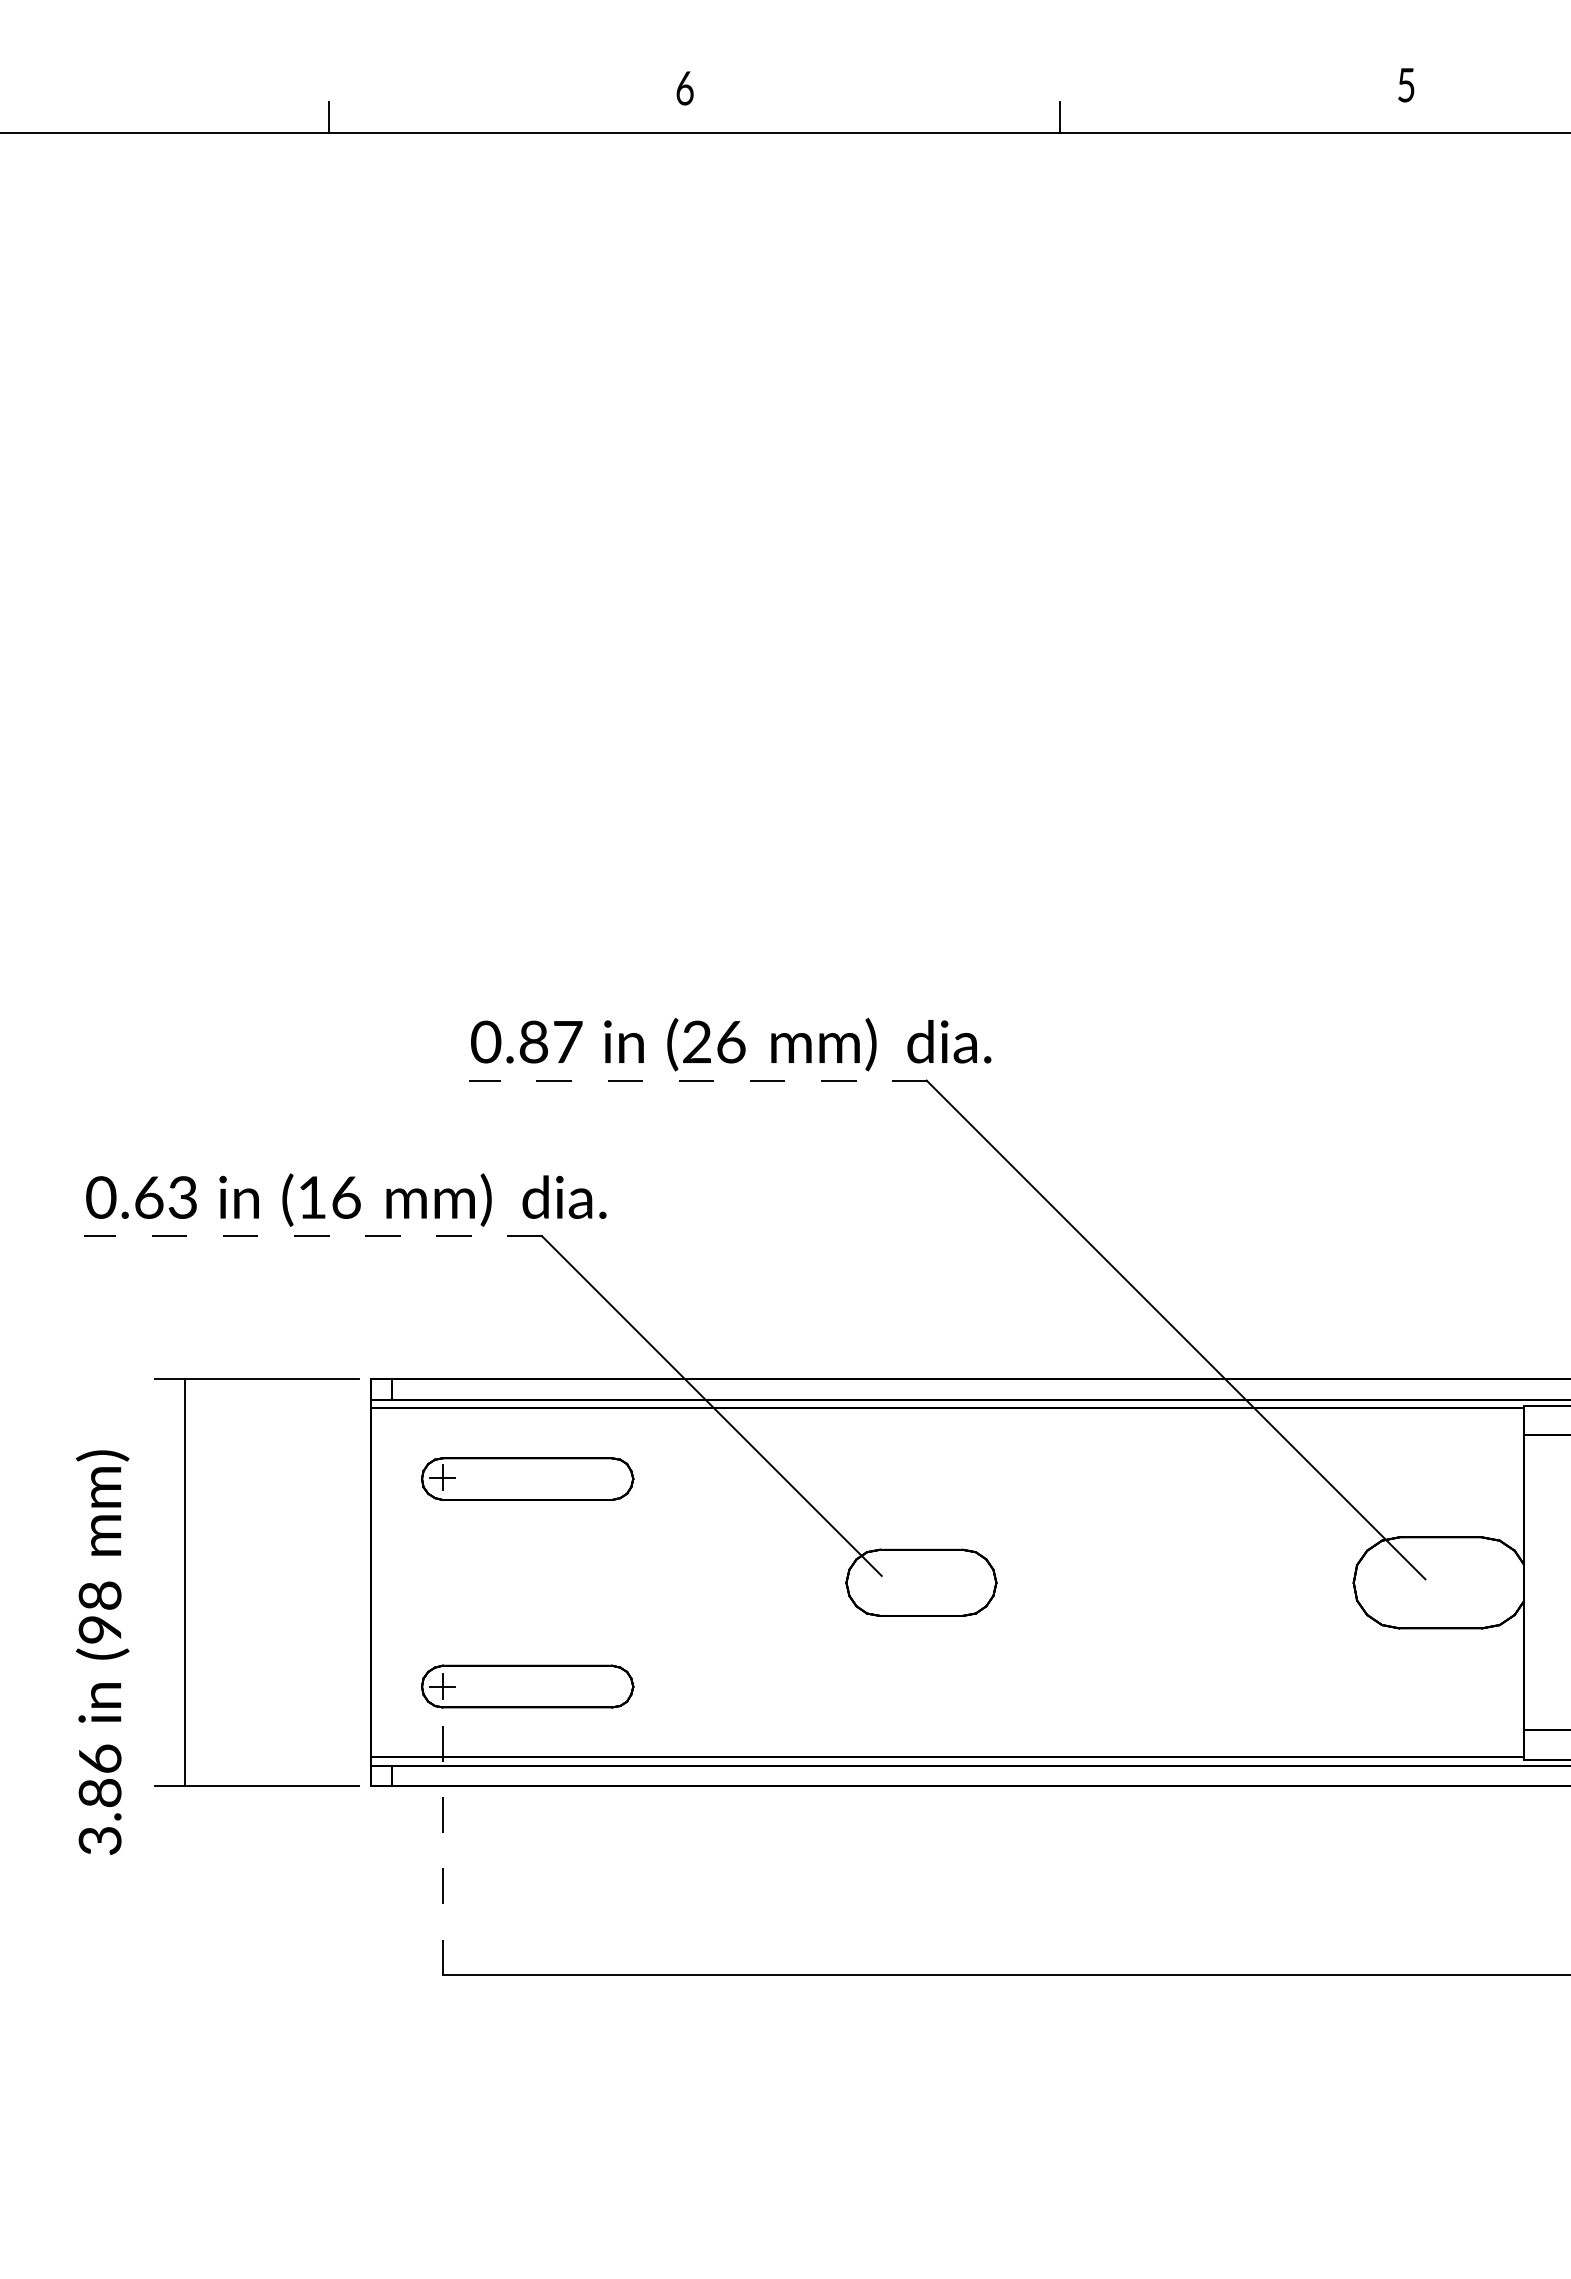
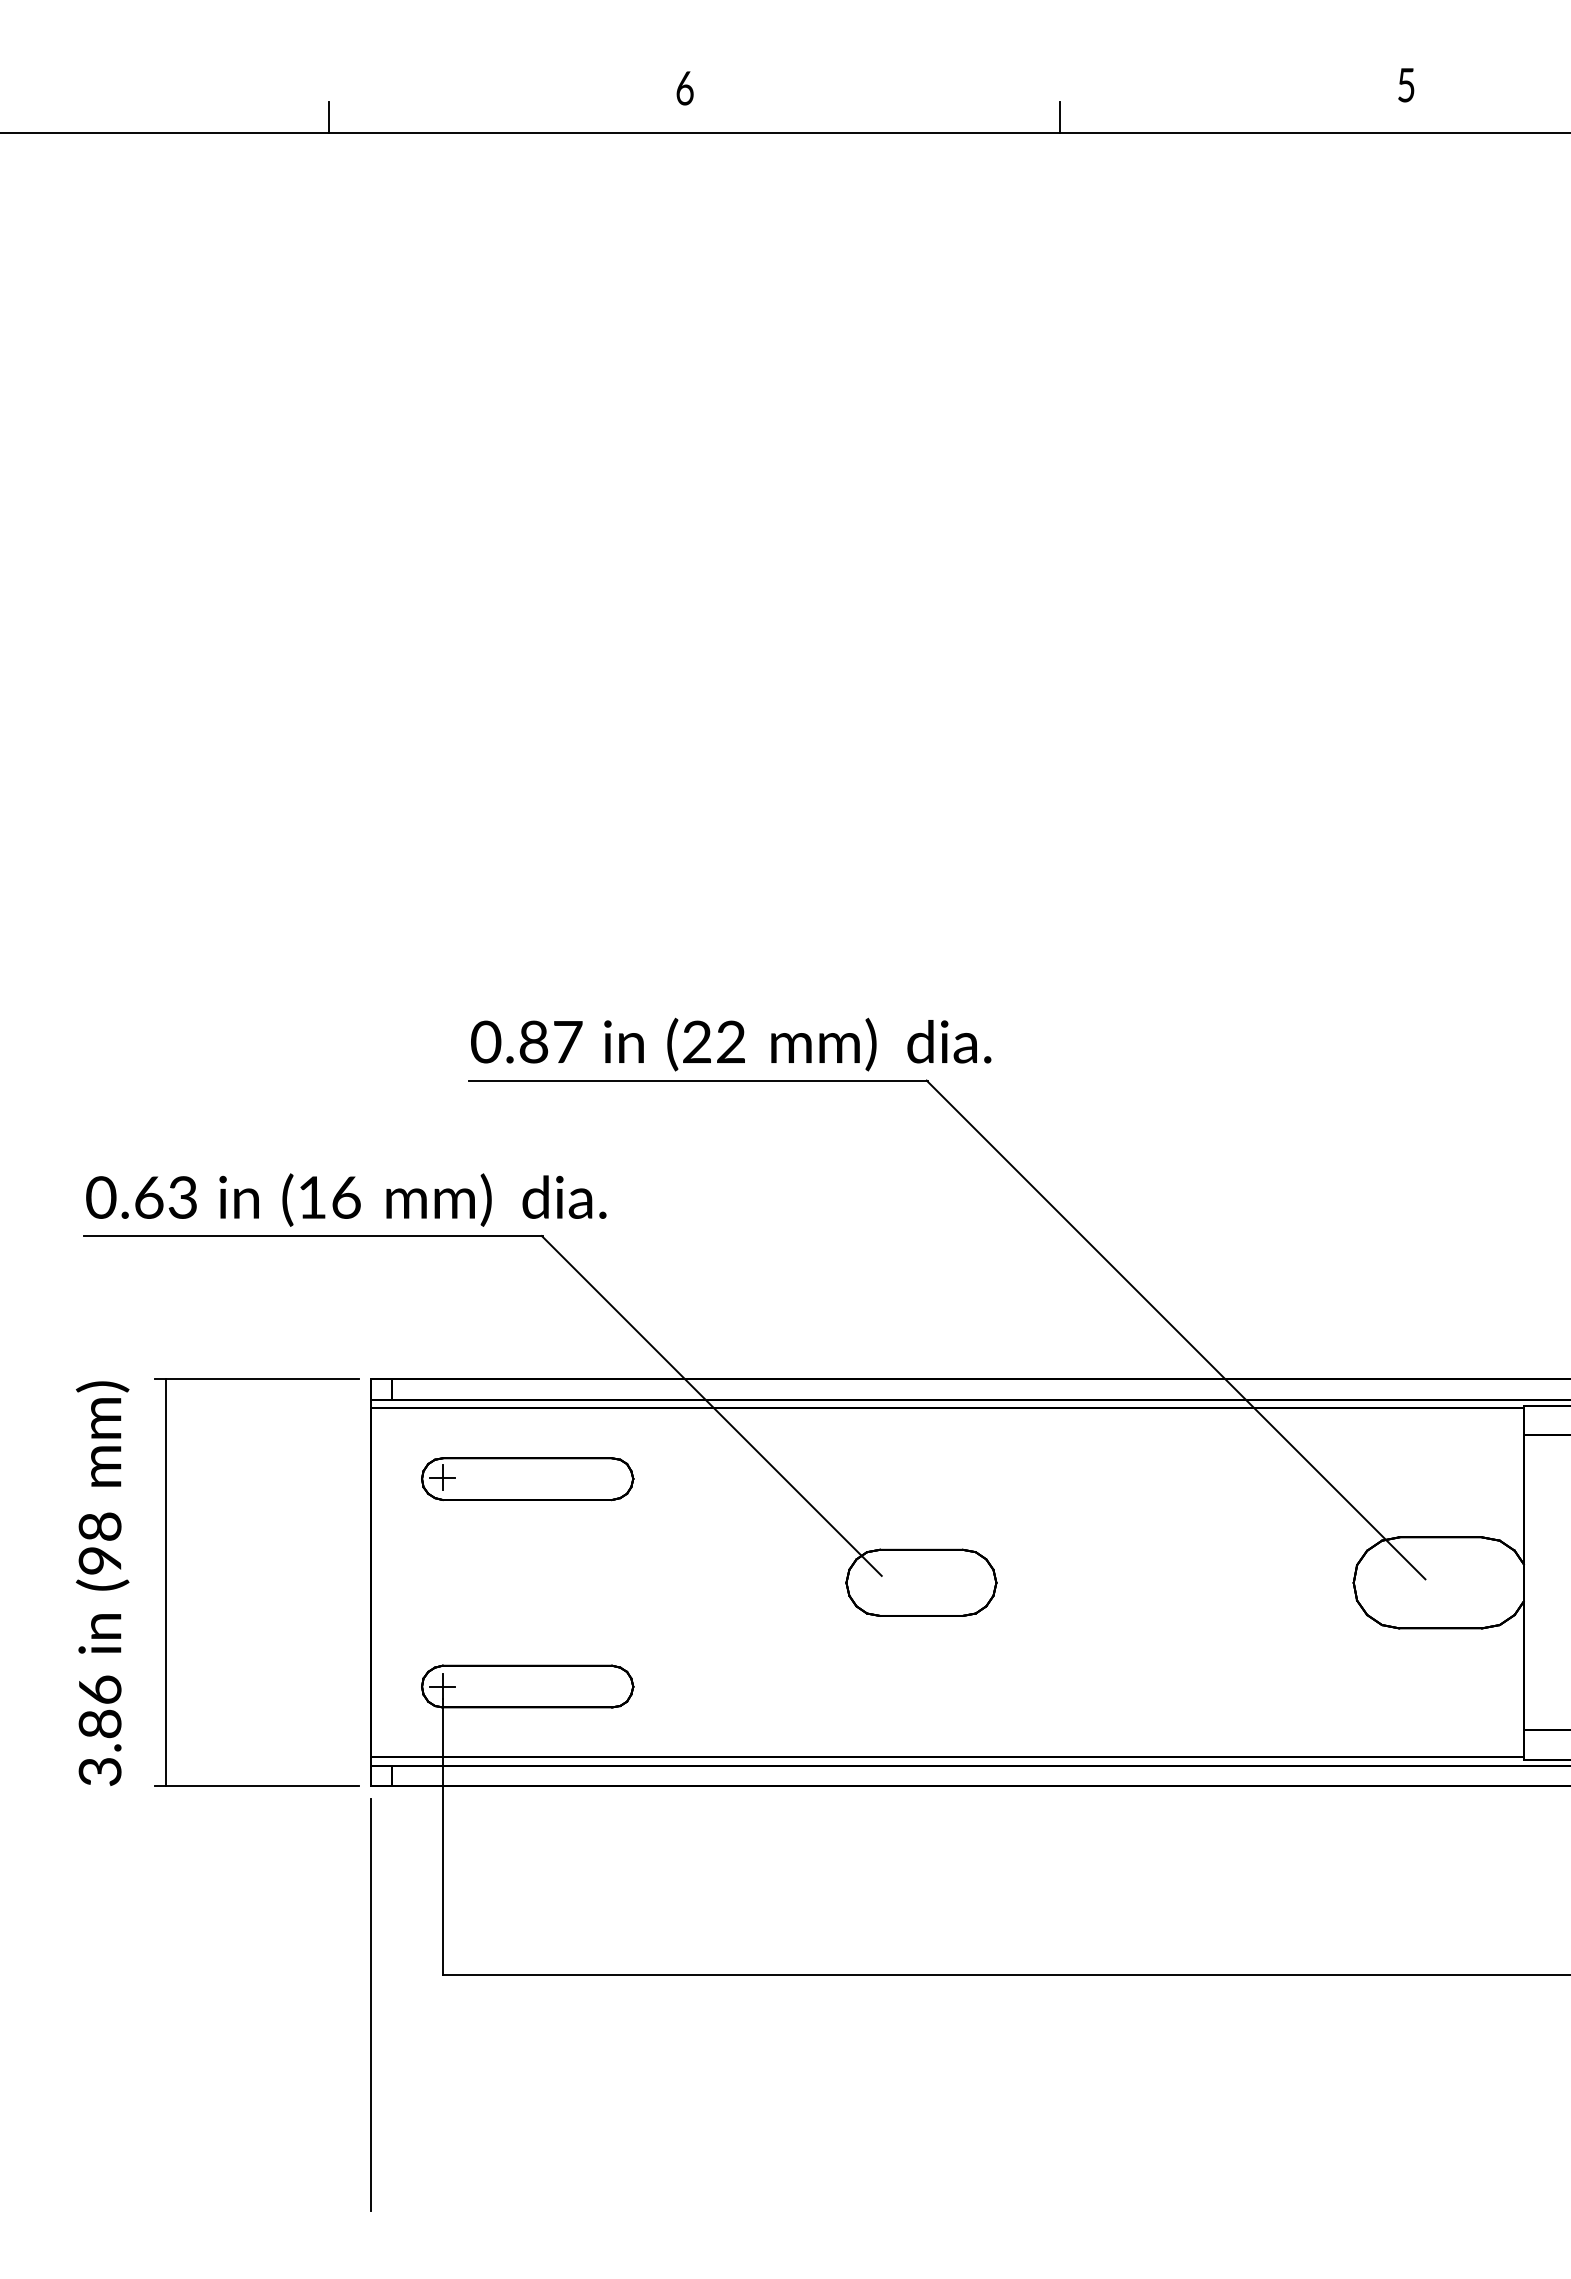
text: (26 -> (22 (731, 1041)
line: dashed -> solid (697, 1080)
line: dashed -> solid (313, 1236)
line position: (184, 1582) -> (165, 1582) (165, 1582)
text position: (102, 1652) -> (102, 1583) (102, 1583)
line: dashed -> solid (442, 1836)
line: none -> present (370, 2004)
